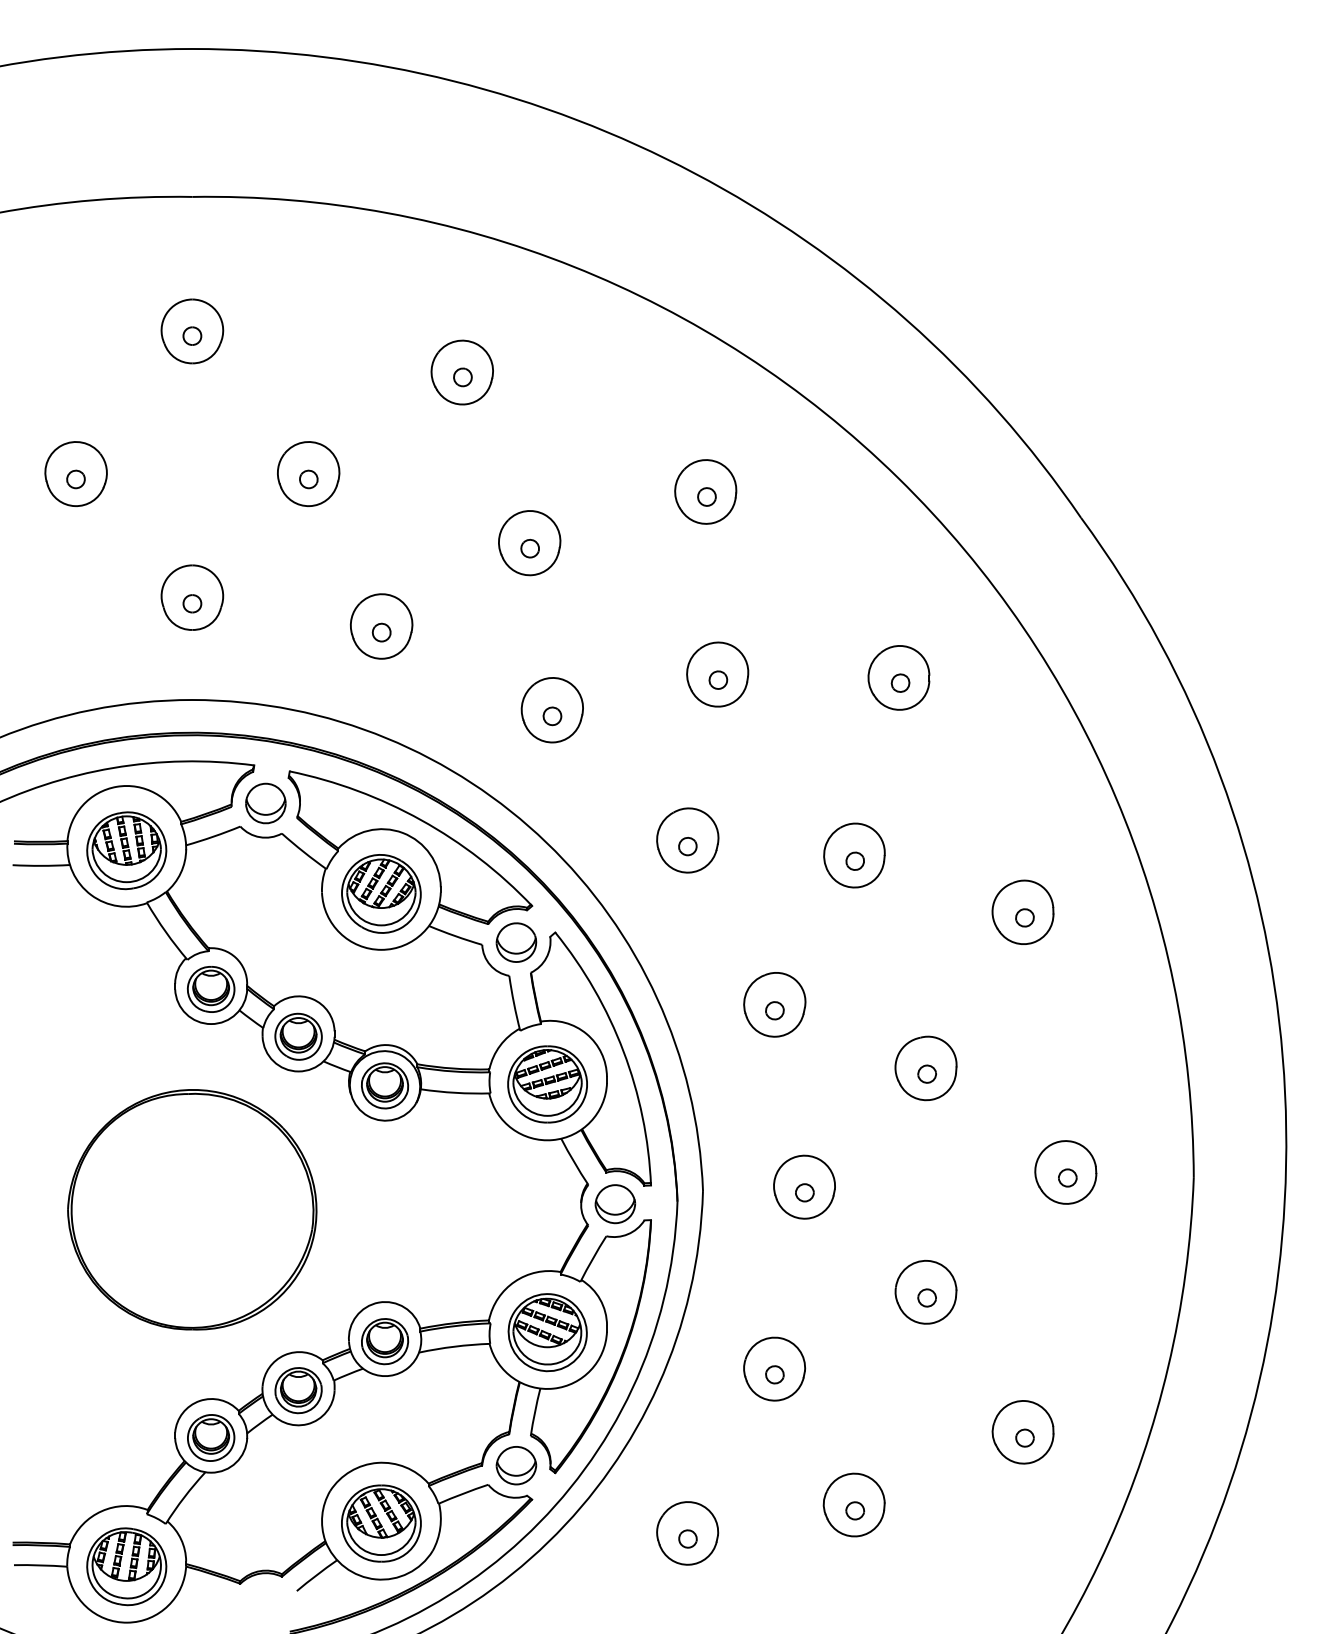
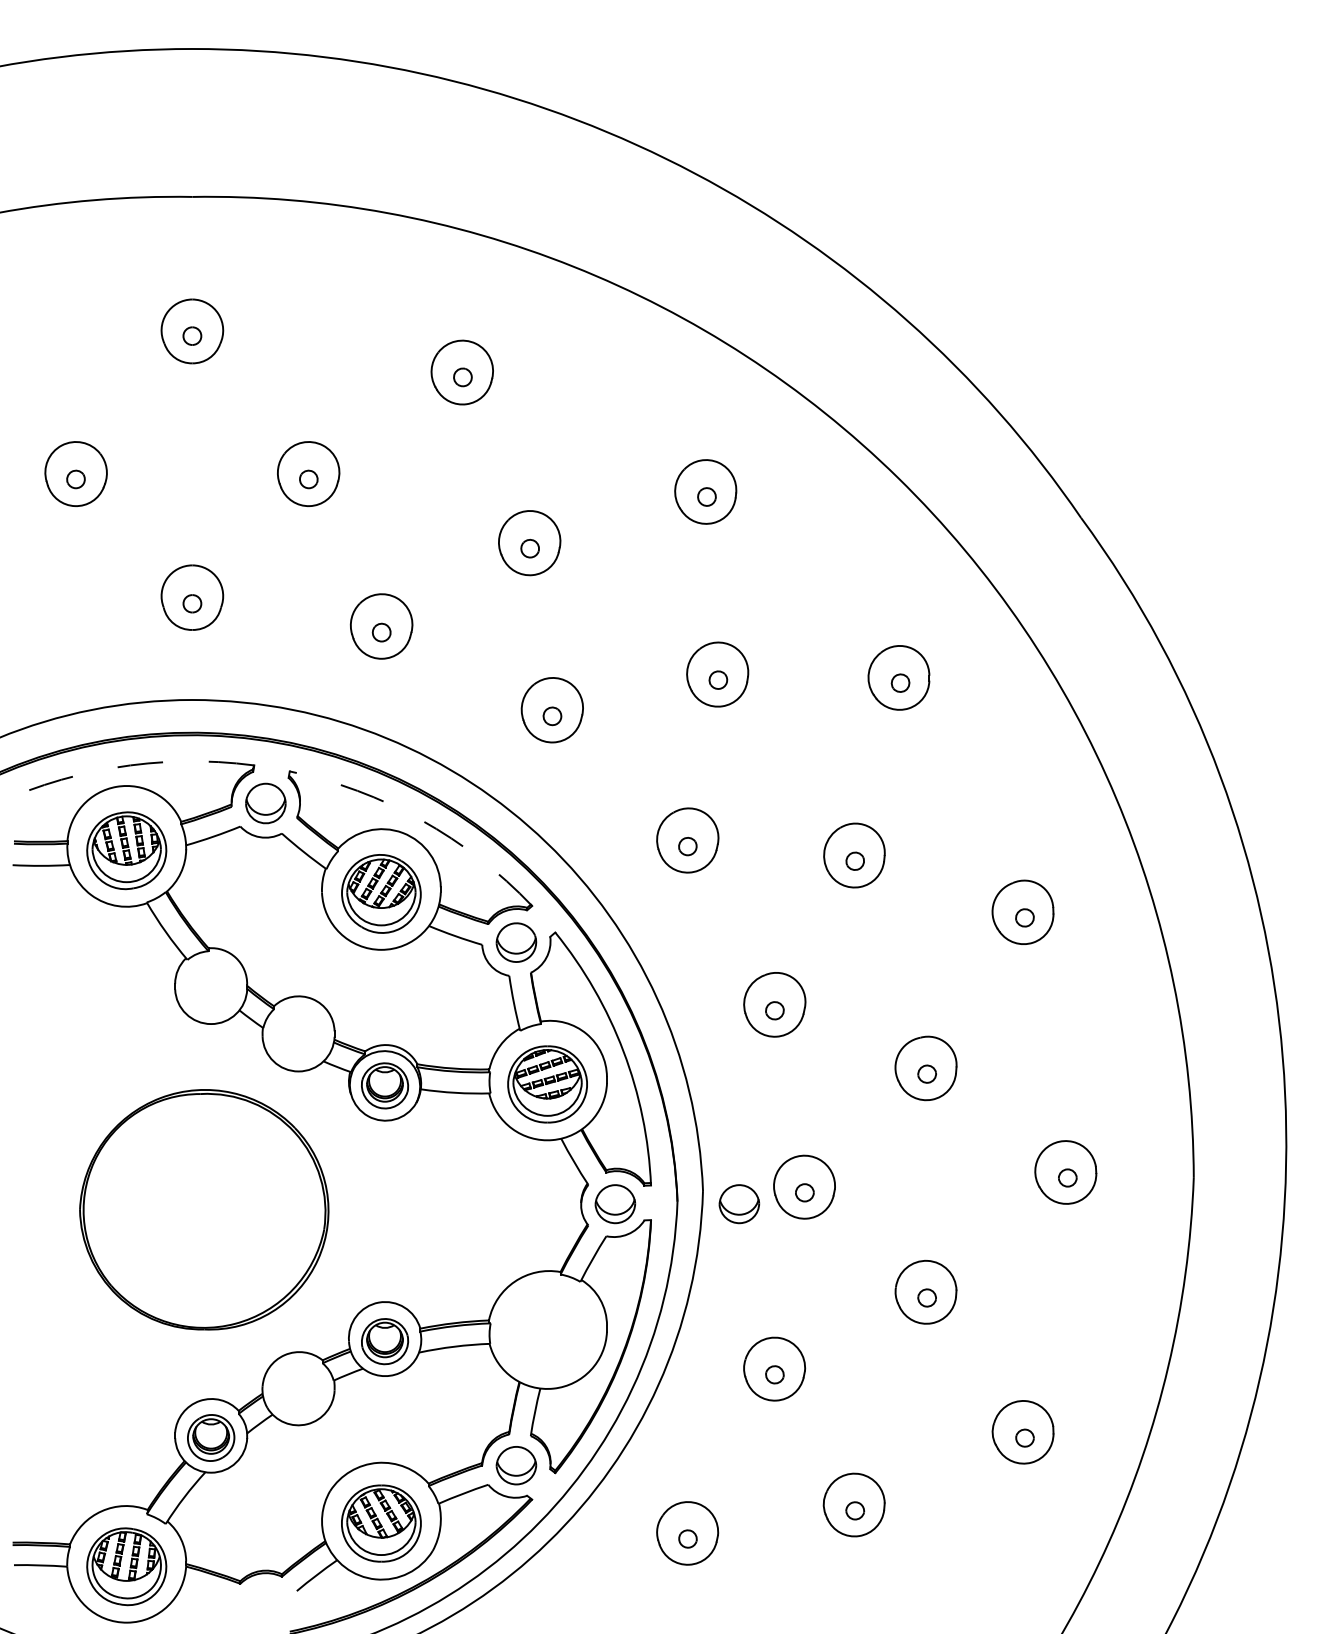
arc: solid -> dashed (124, 766)
arc: solid -> dashed (421, 820)
part: present -> none (210, 989)
part: present -> none (298, 1036)
part: none -> present (739, 1204)
part position: (192, 1209) -> (204, 1209) (204, 1209)
part: present -> none (547, 1332)
part: present -> none (298, 1390)
